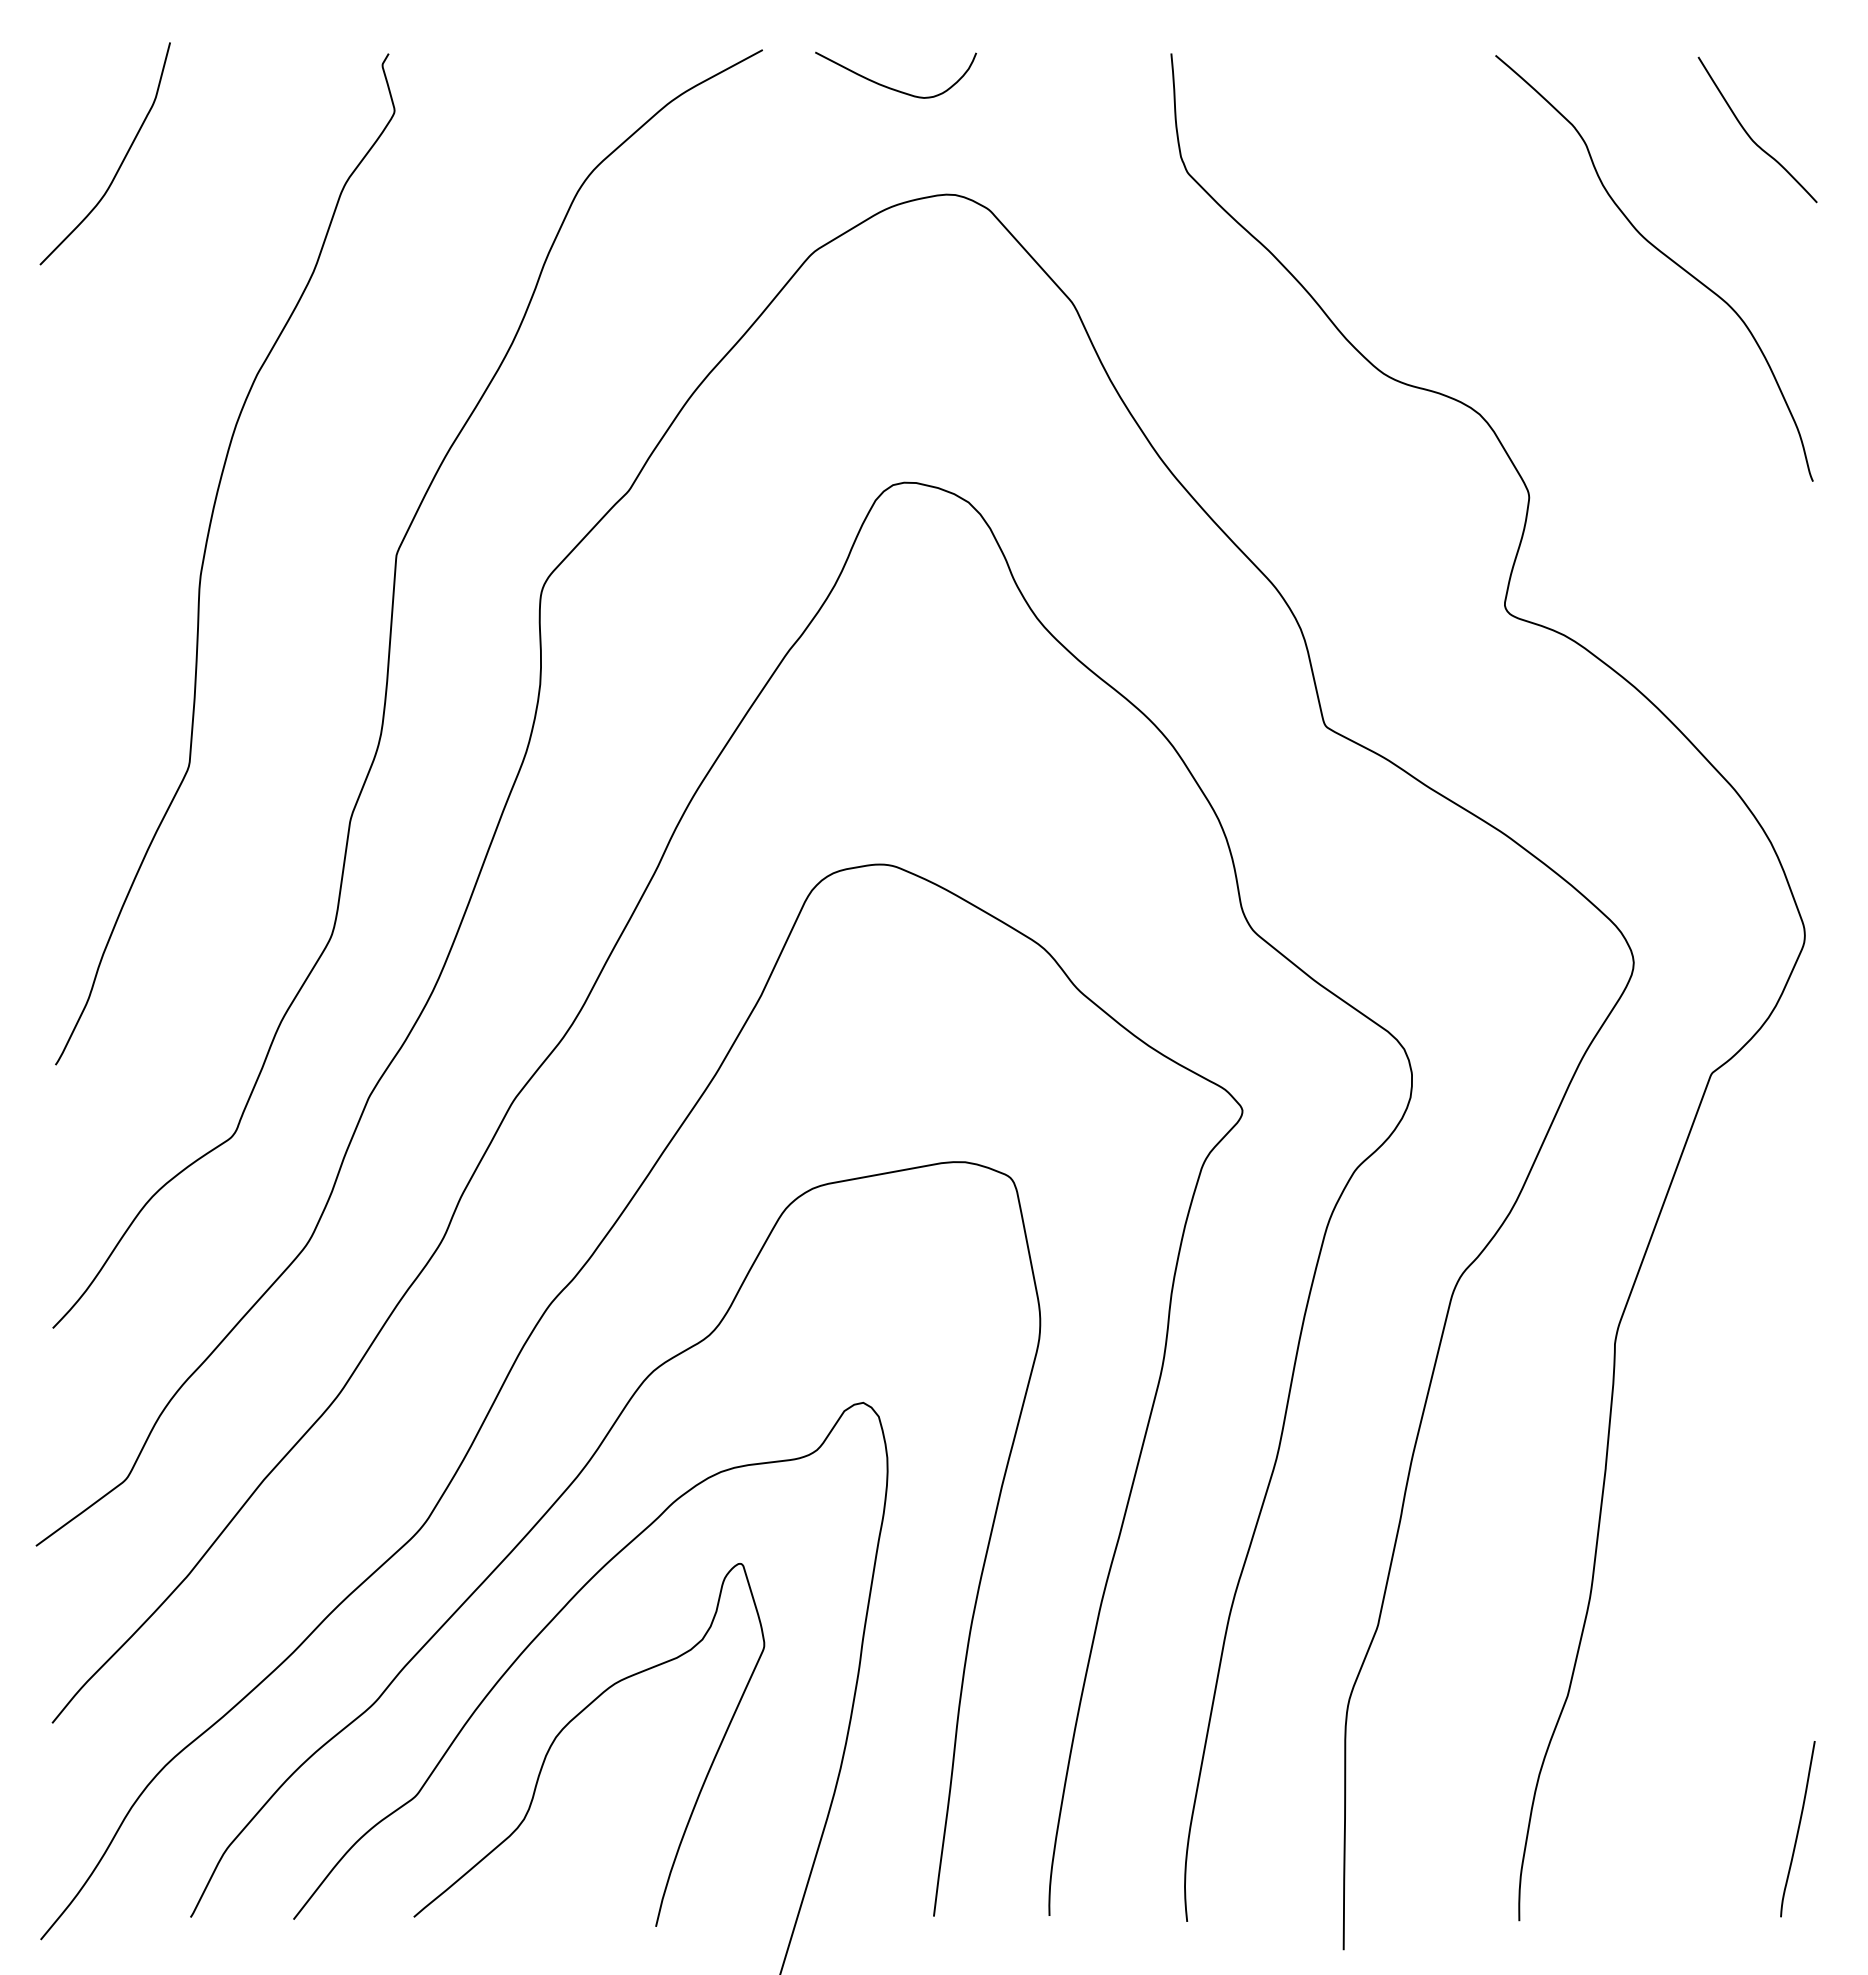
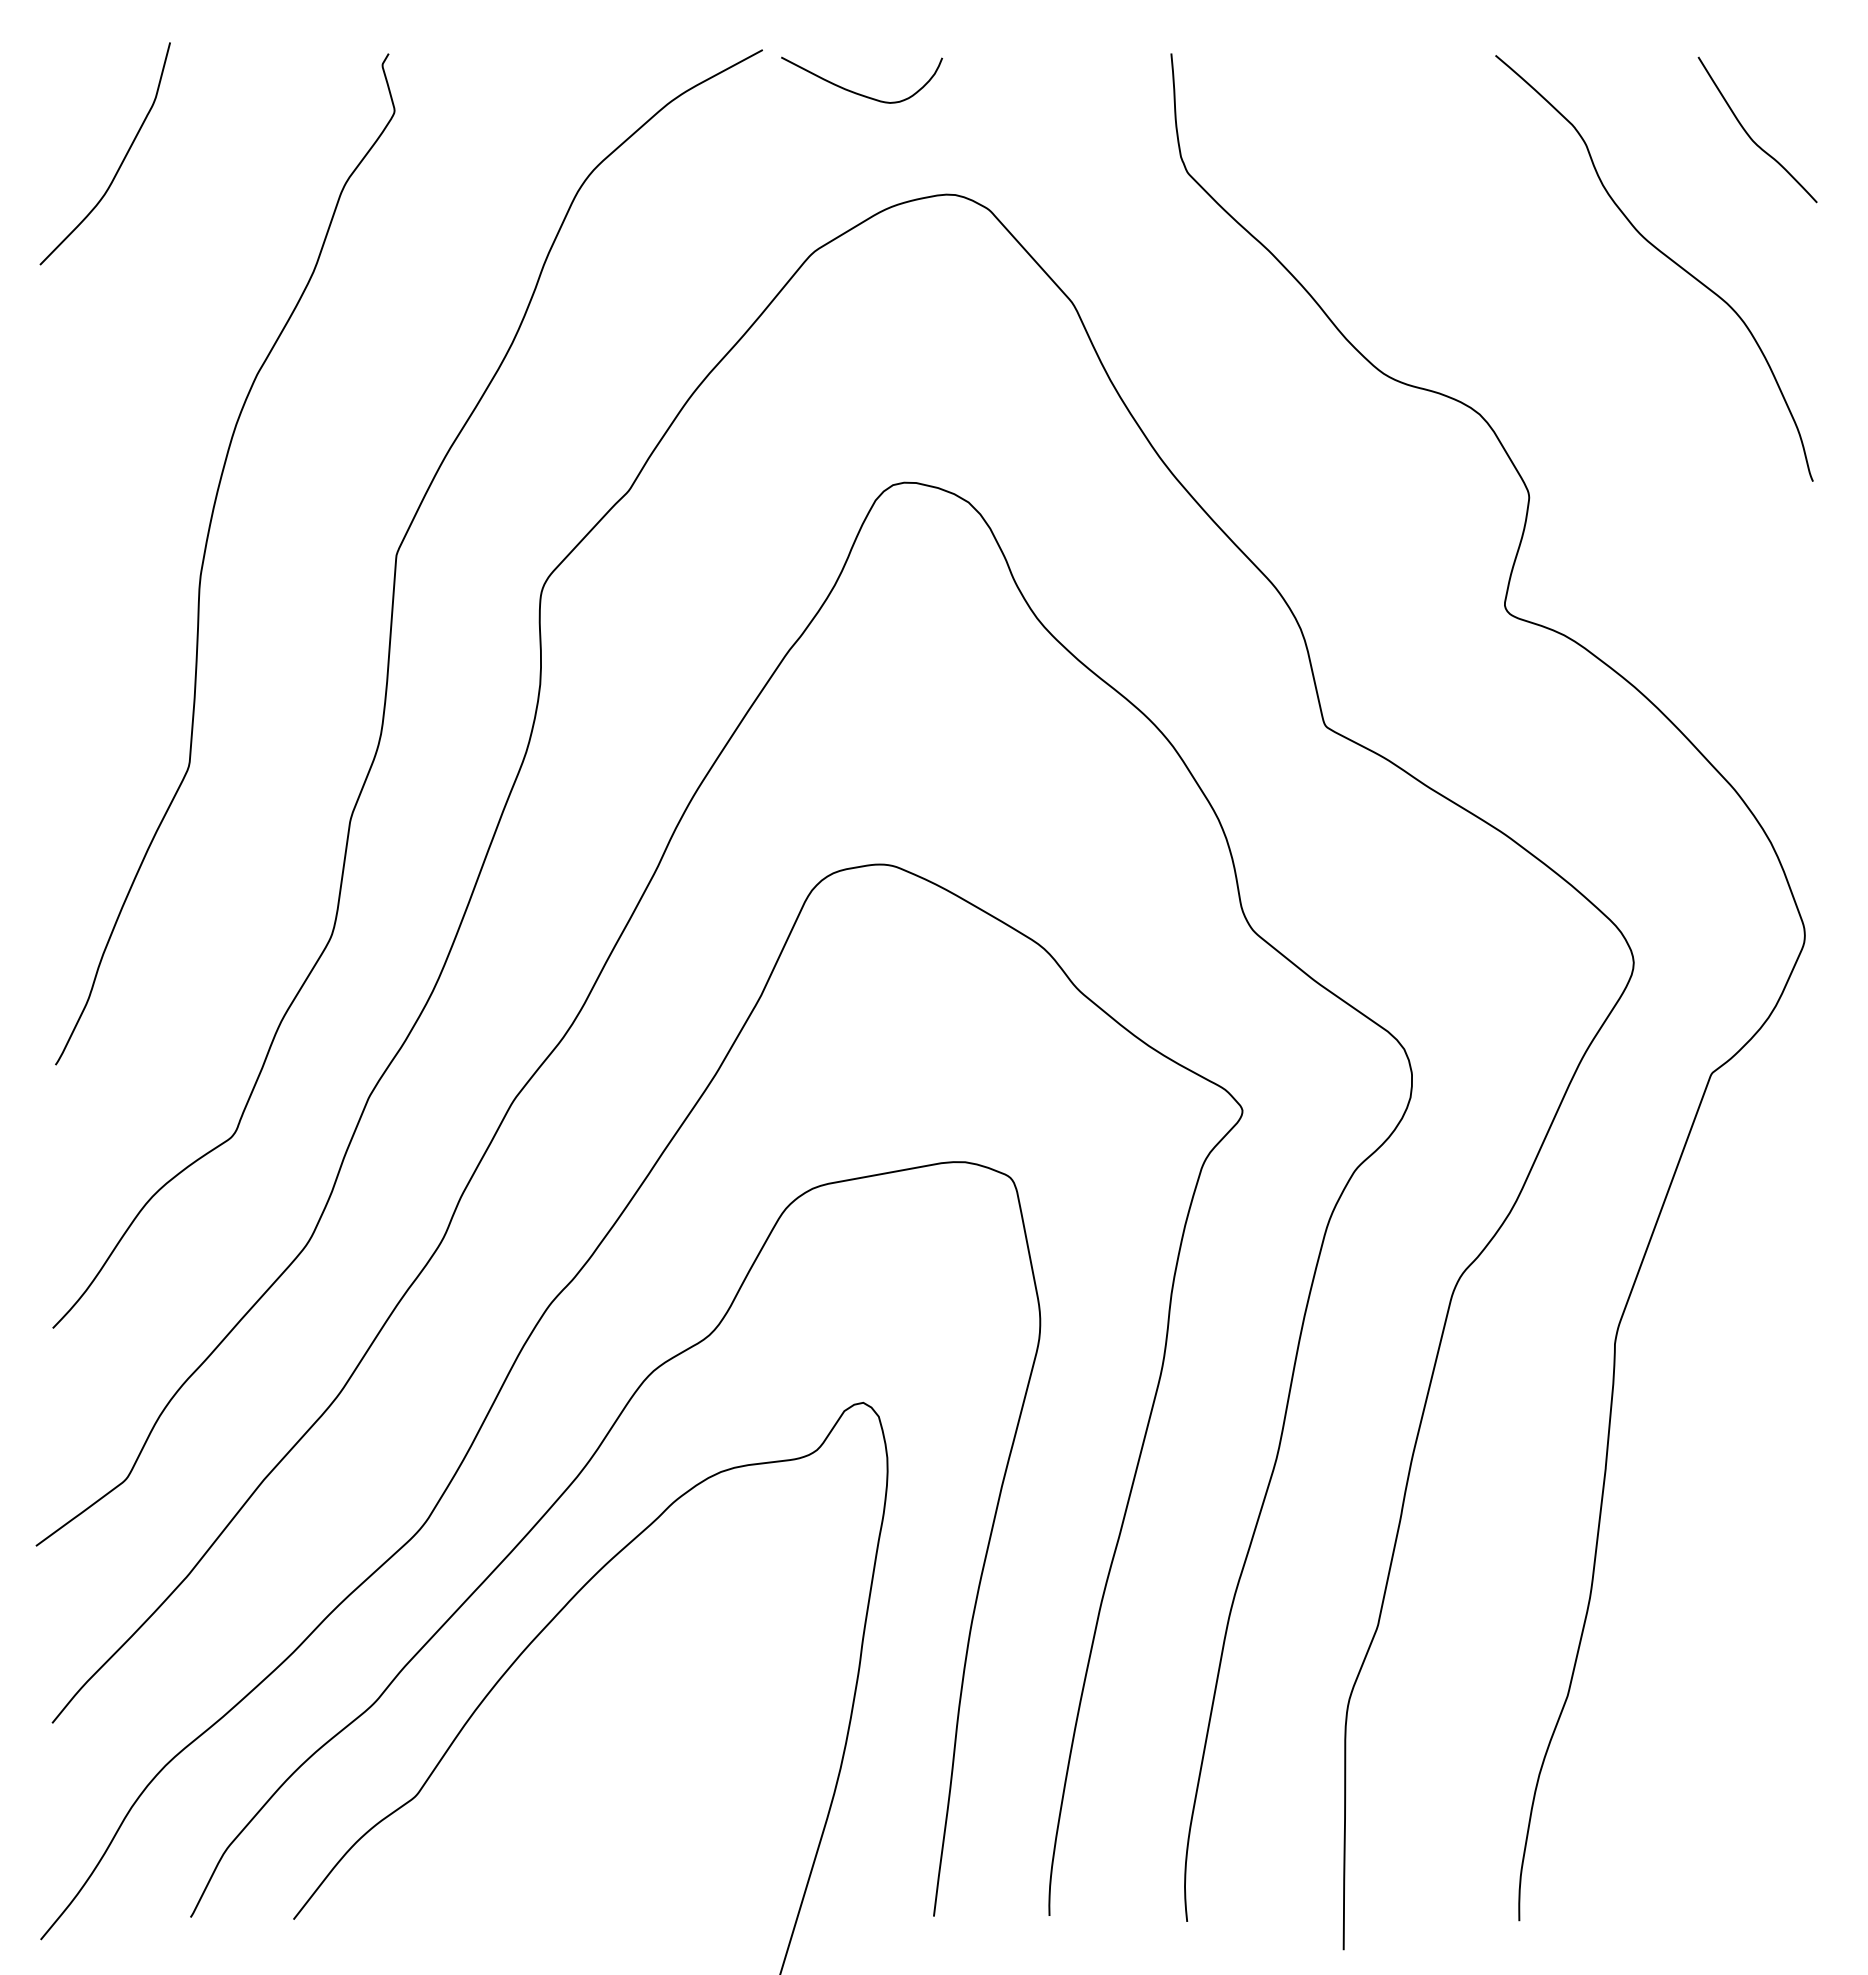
curve position: (888, 86) -> (854, 91) (854, 91)
curve: present -> none (569, 1723)
curve: present -> none (1797, 1829)
